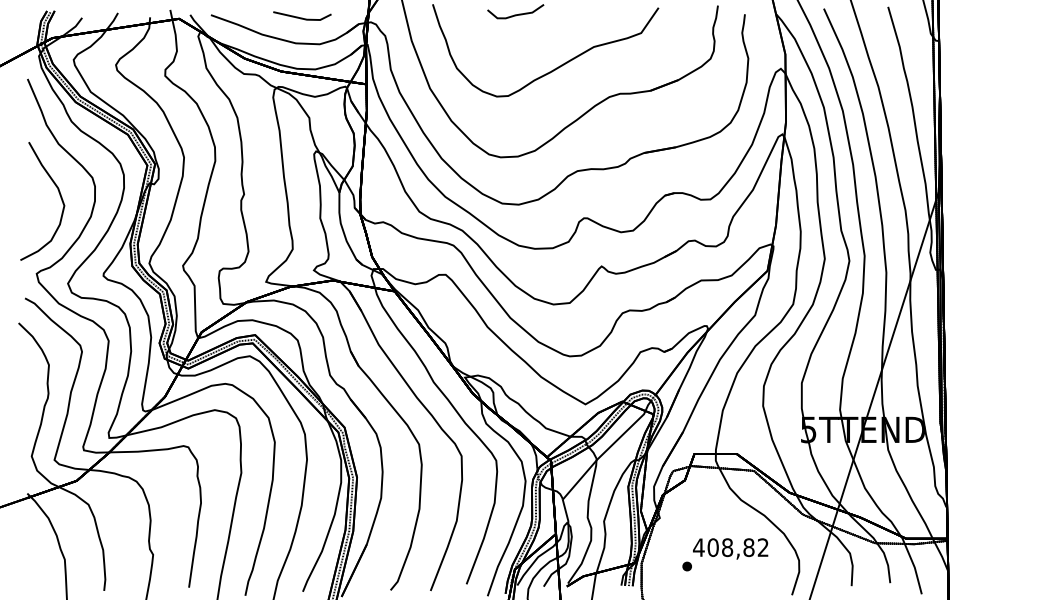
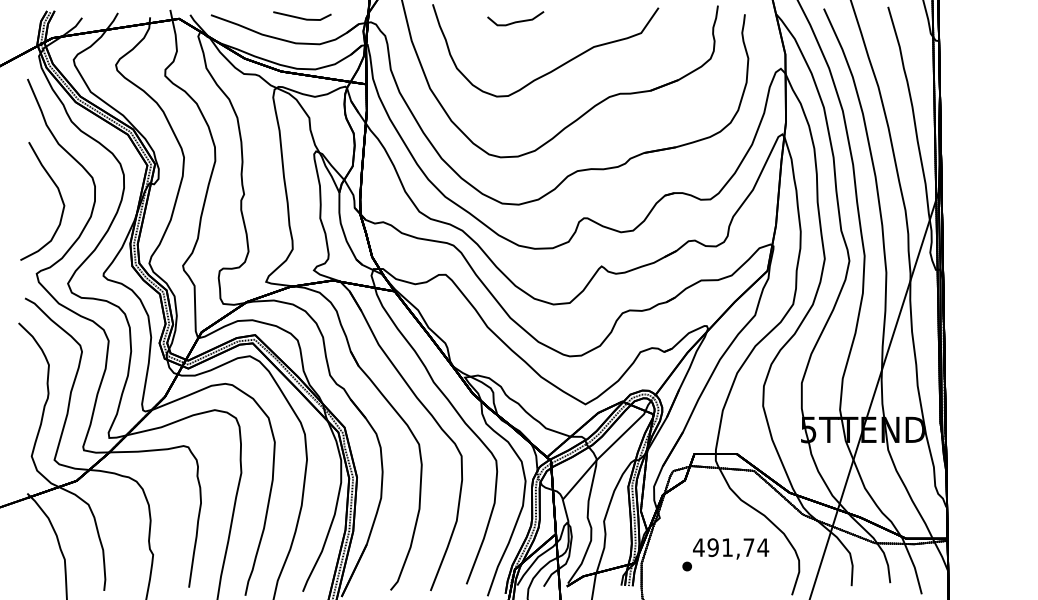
part position: (515, 11) -> (515, 18) (515, 18)
text: 408,82 -> 491,74 (738, 547)
